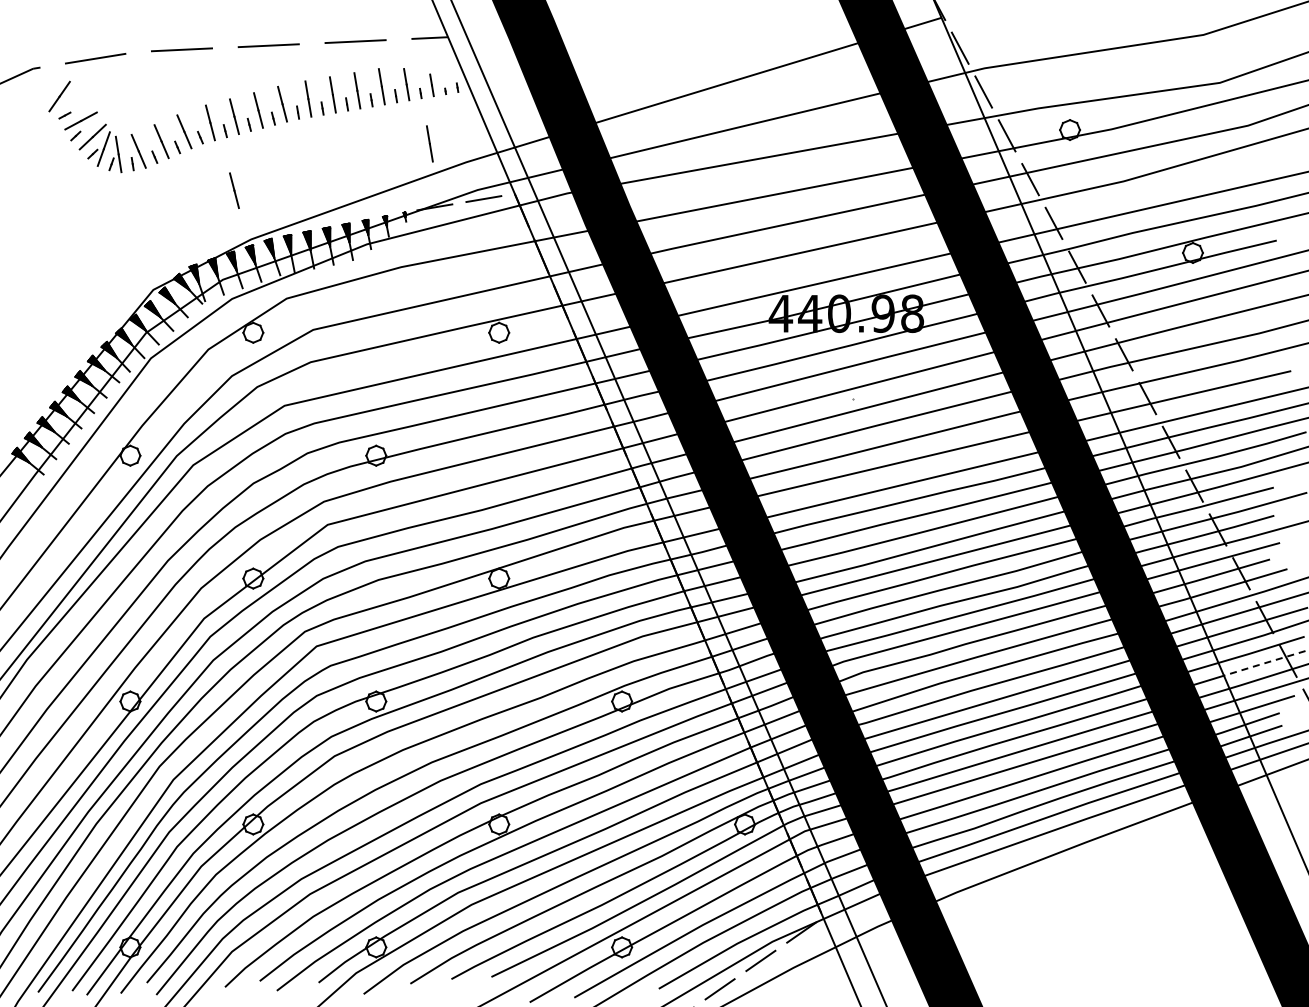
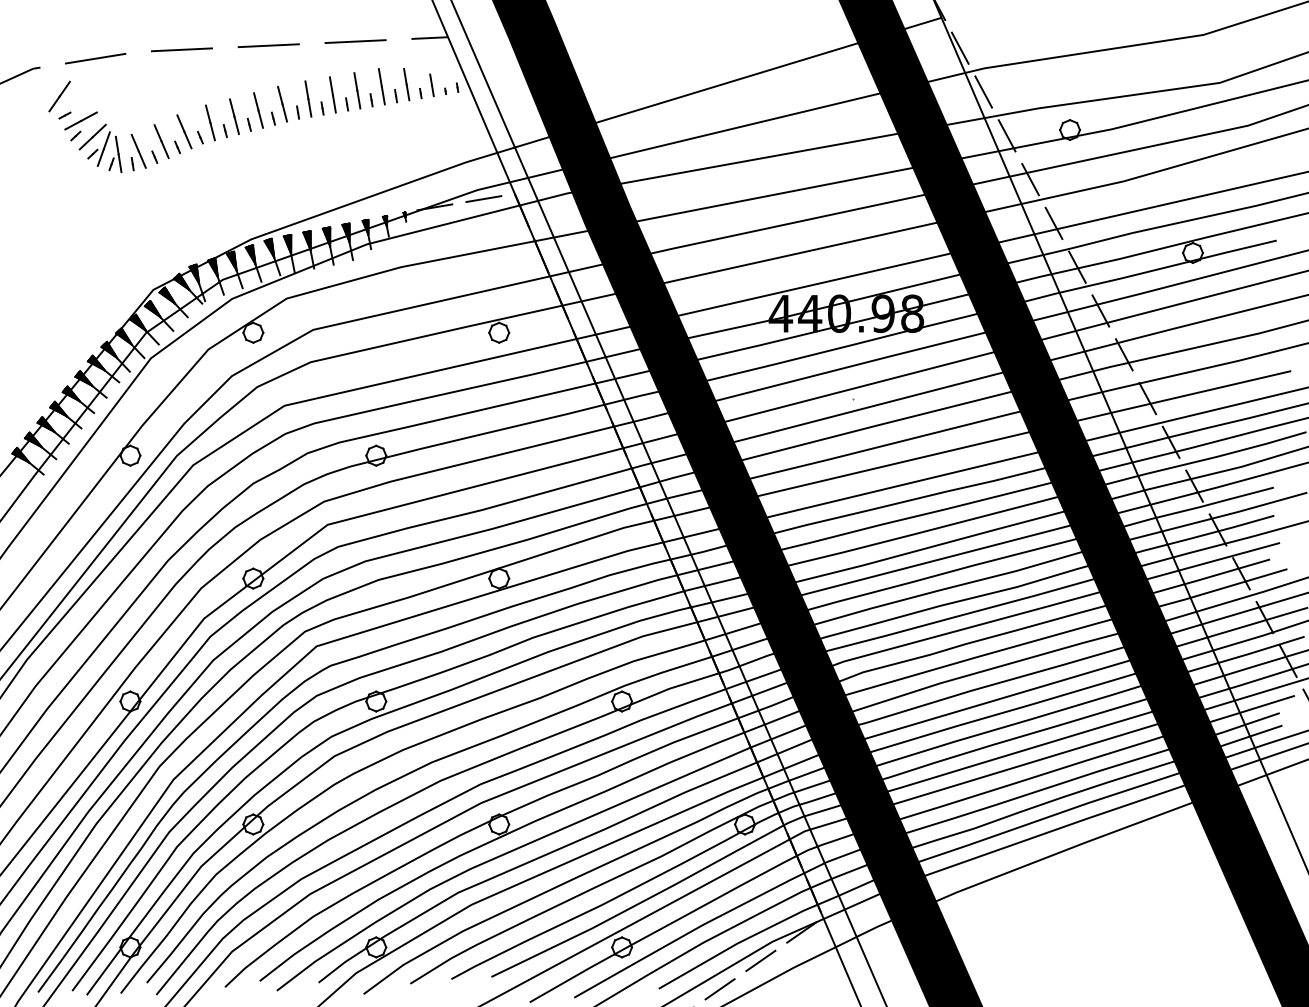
line: present -> none (429, 143)
line: present -> none (234, 190)
line: dashed -> solid (1265, 663)
